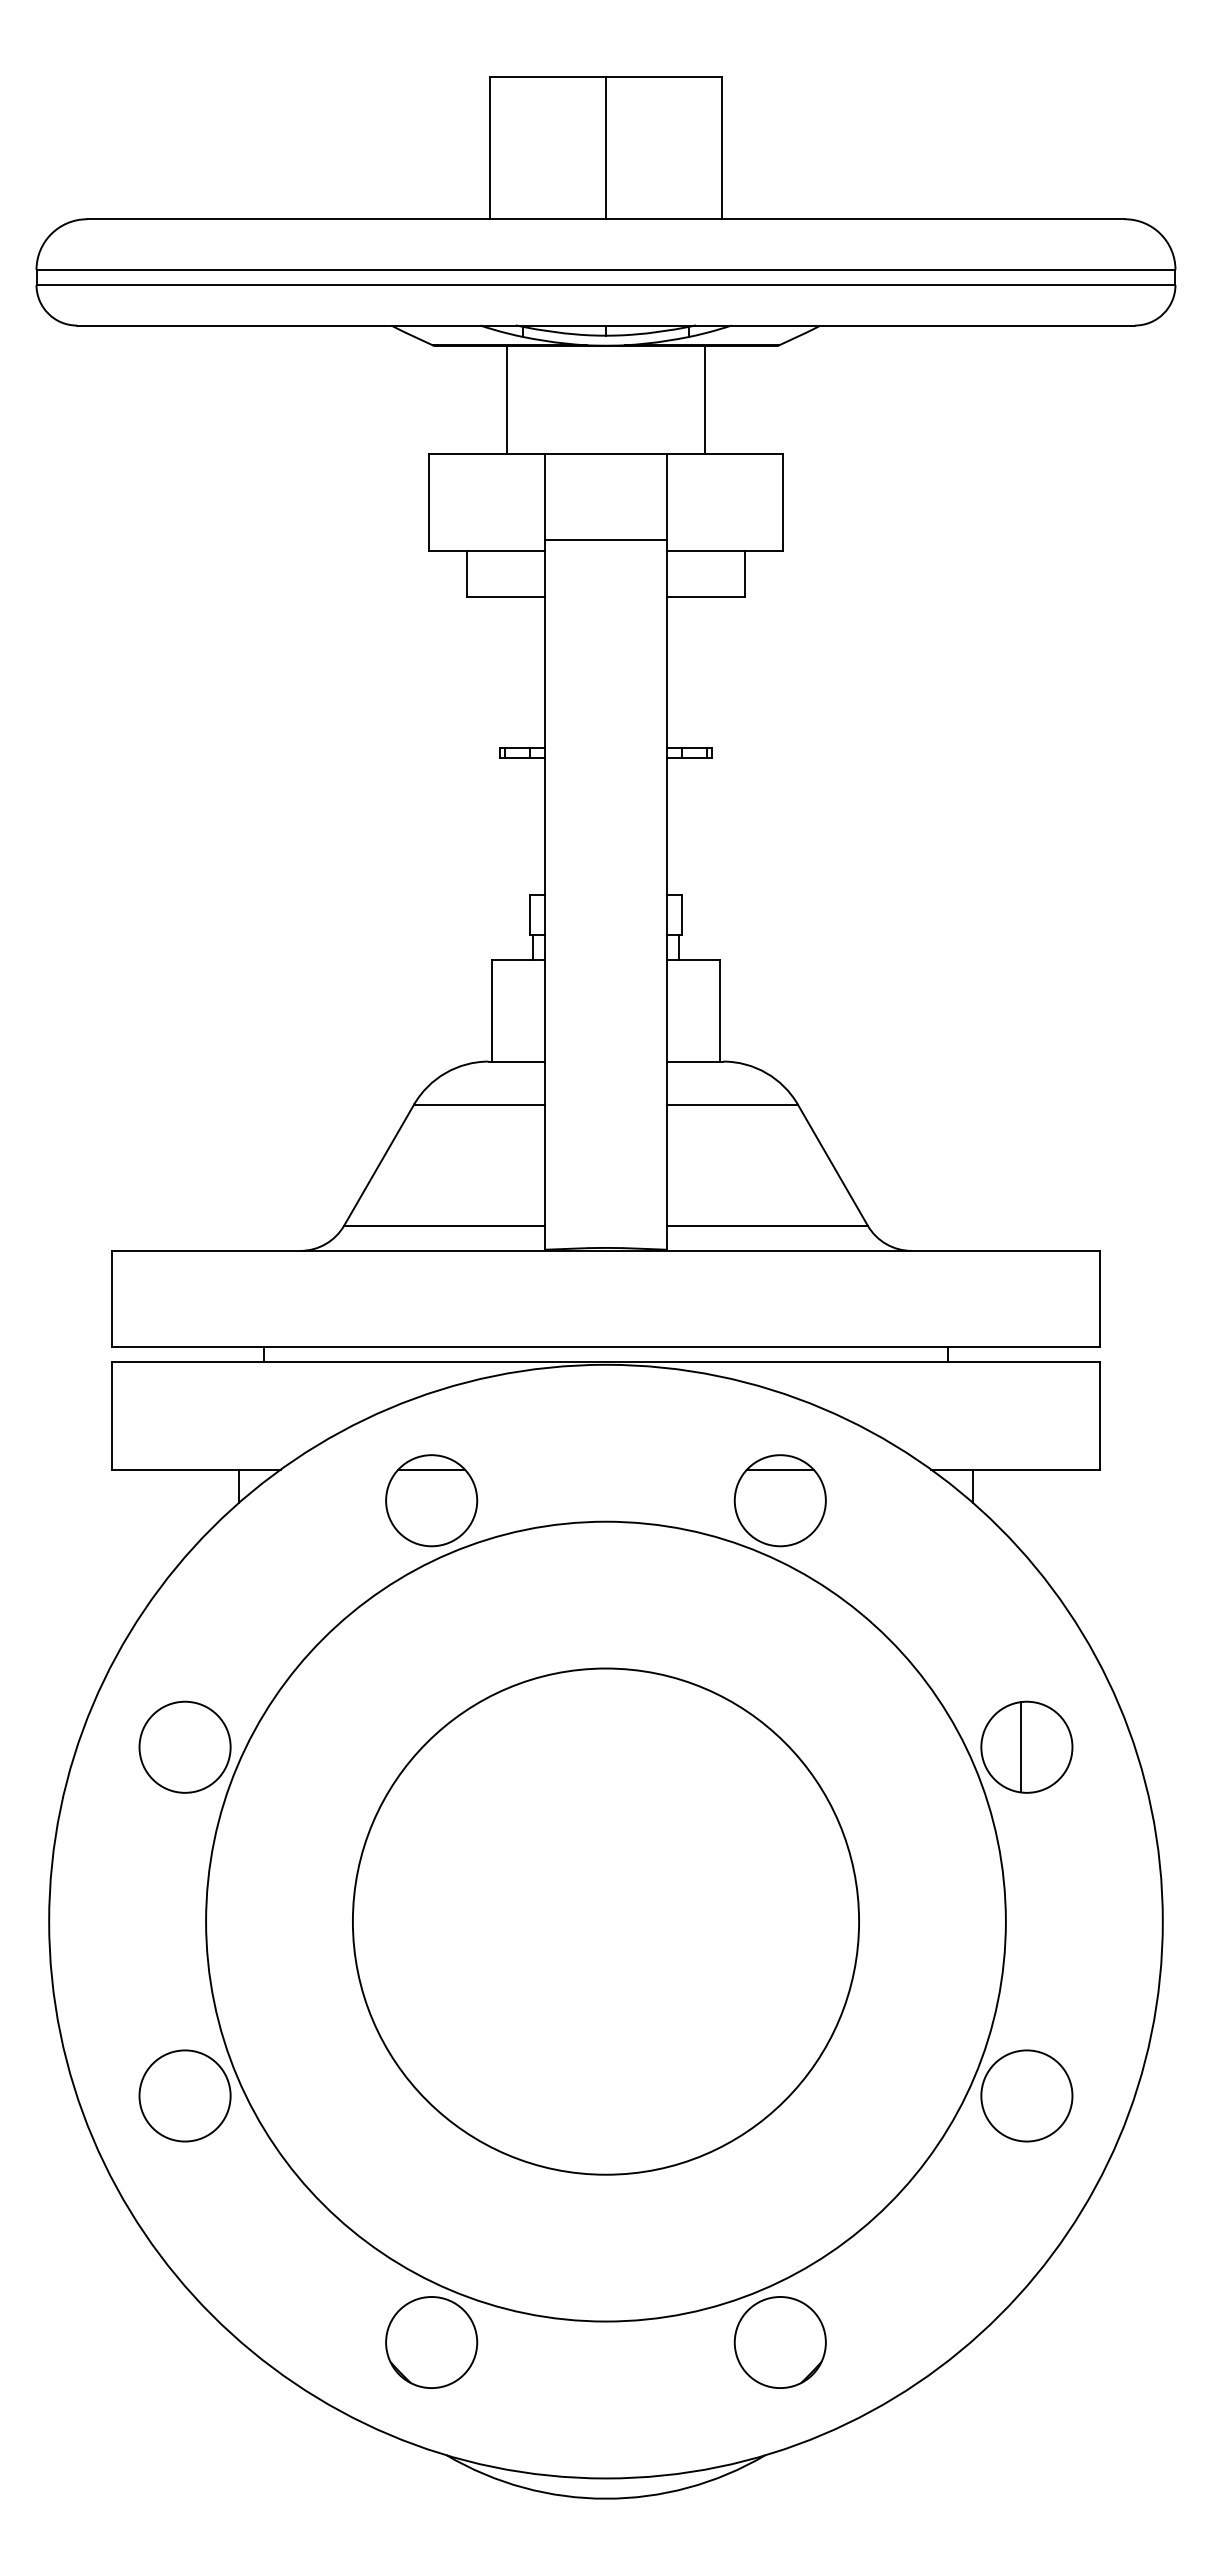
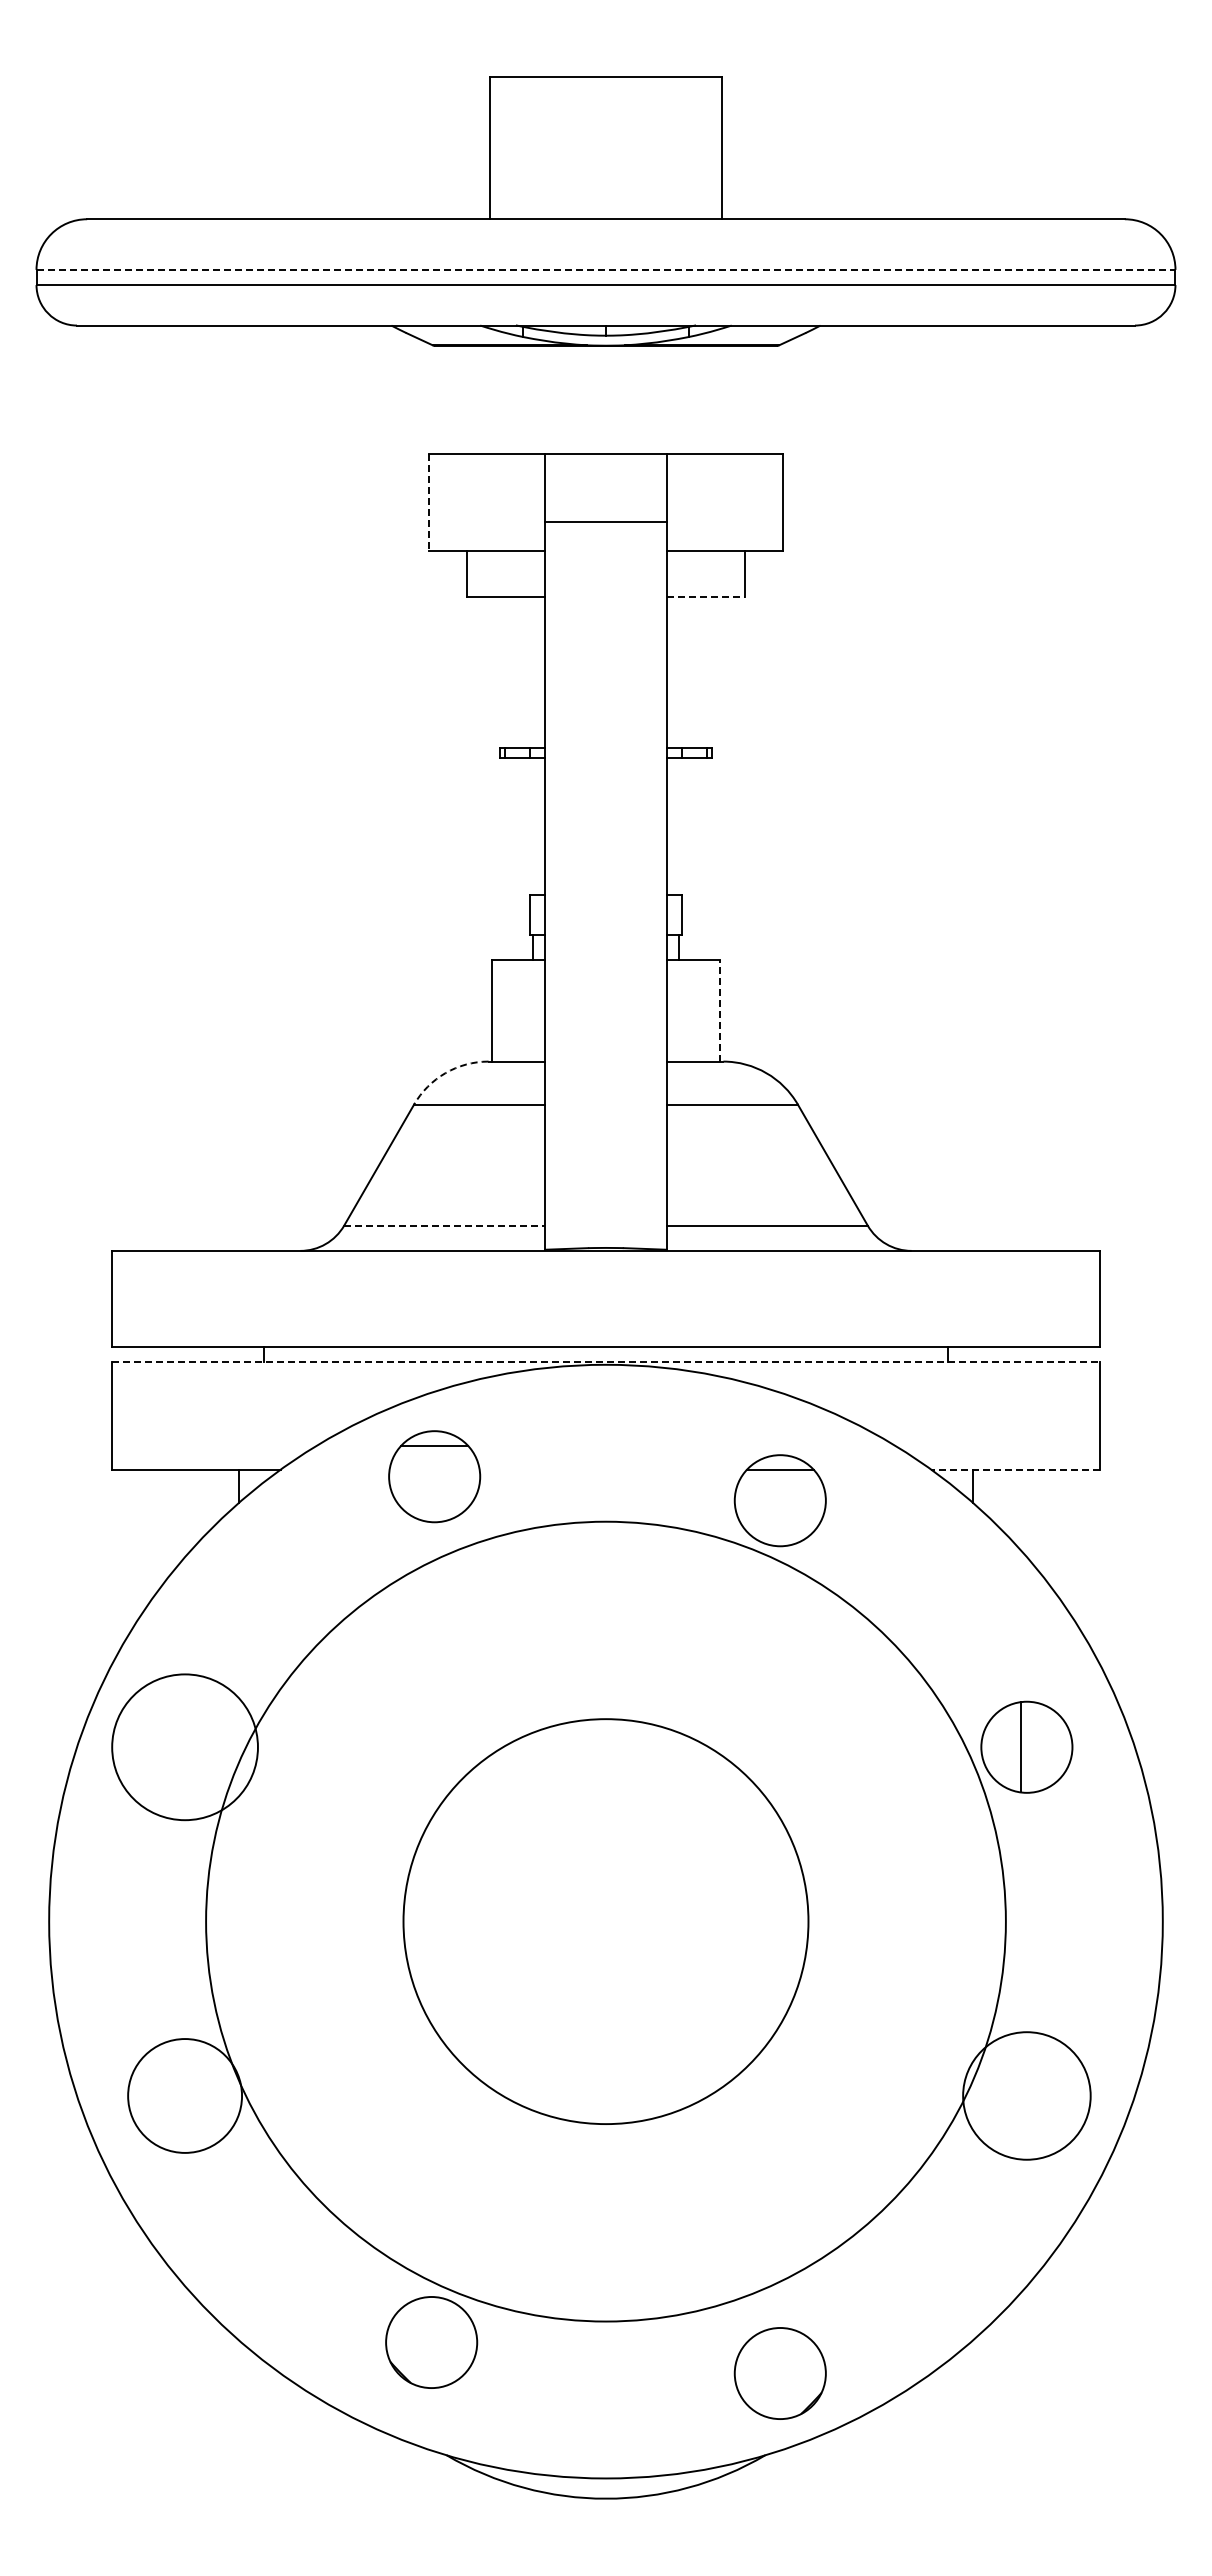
line: present -> none (606, 148)
line: solid -> dashed (606, 269)
line: present -> none (507, 399)
line: present -> none (704, 399)
line: solid -> dashed (428, 502)
line position: (605, 539) -> (605, 521) (605, 521)
line: solid -> dashed (706, 596)
line: solid -> dashed (719, 1010)
arc: solid -> dashed (445, 1073)
line: solid -> dashed (444, 1225)
line: solid -> dashed (606, 1362)
line: solid -> dashed (1015, 1469)
part position: (431, 1500) -> (434, 1476) (434, 1476)
circle diameter: 91 px -> 146 px (184, 1747)
circle diameter: 506 px -> 405 px (605, 1921)
circle diameter: 91 px -> 114 px (185, 2095)
circle diameter: 91 px -> 128 px (1026, 2095)
circle position: (779, 2342) -> (779, 2373) (779, 2373)
